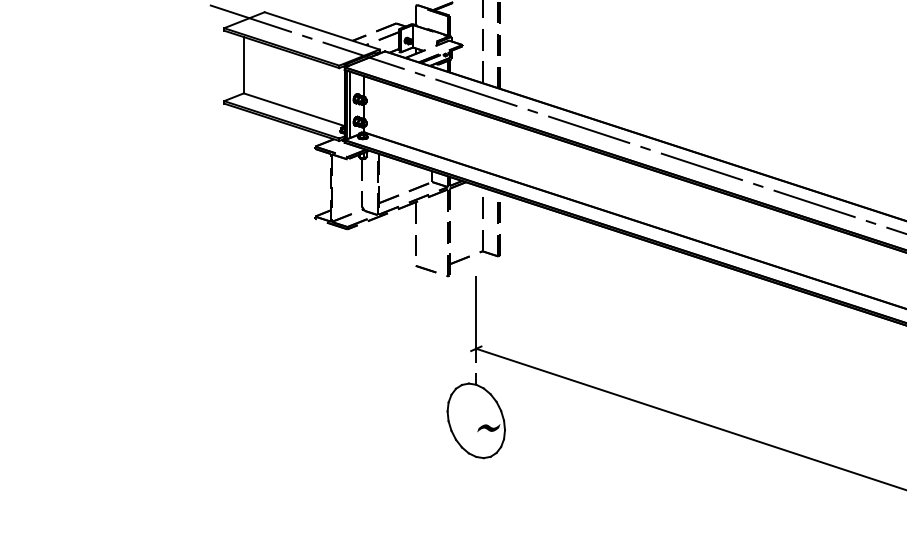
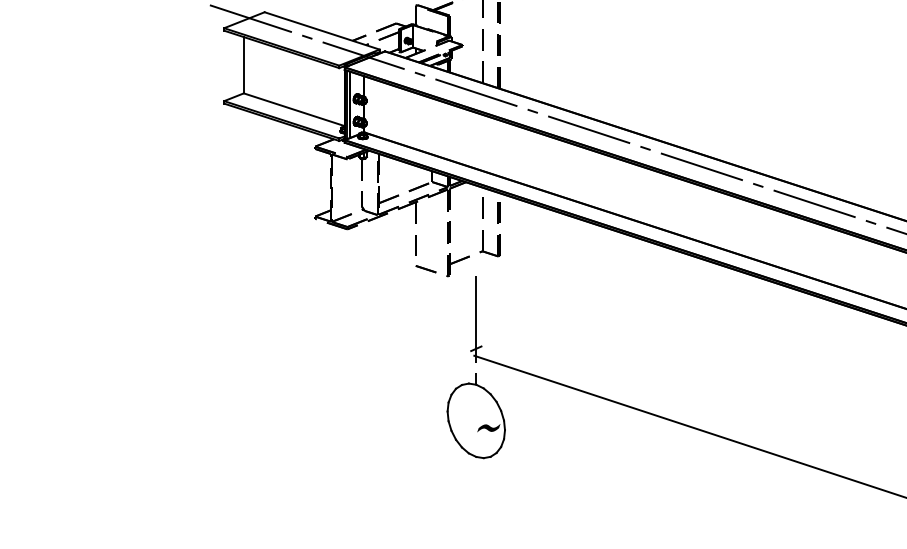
line position: (689, 418) -> (688, 426) (688, 426)
